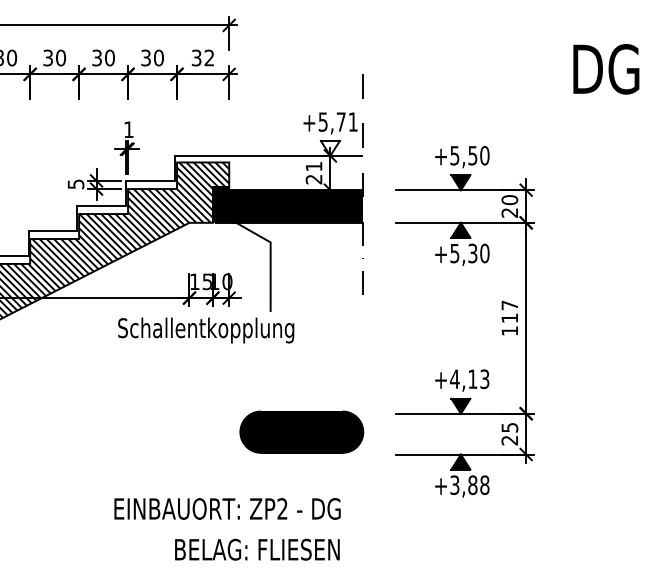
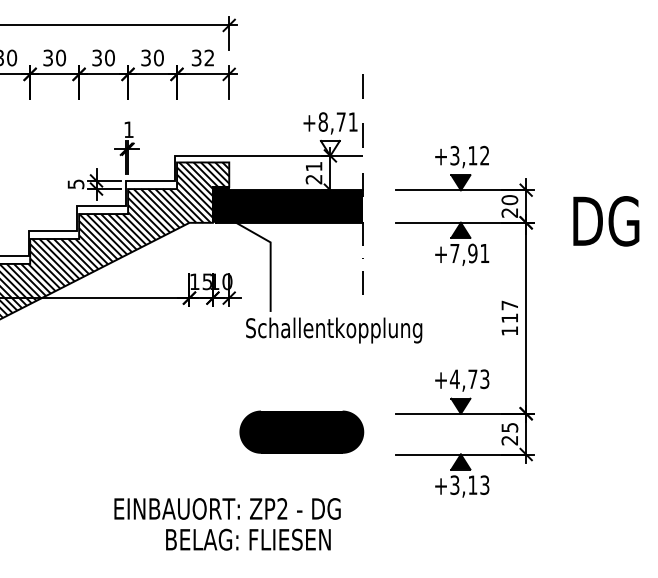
text position: (606, 69) -> (606, 221) (606, 221)
text: +5,71 -> +8,71 (322, 121)
text: +5,50 -> +3,12 (469, 155)
text: +5,30 -> +7,91 (469, 253)
text position: (206, 330) -> (334, 330) (334, 330)
text: +4,13 -> +4,73 (472, 378)
text: +3,88 -> +3,13 (478, 484)
text position: (257, 549) -> (248, 539) (248, 539)
